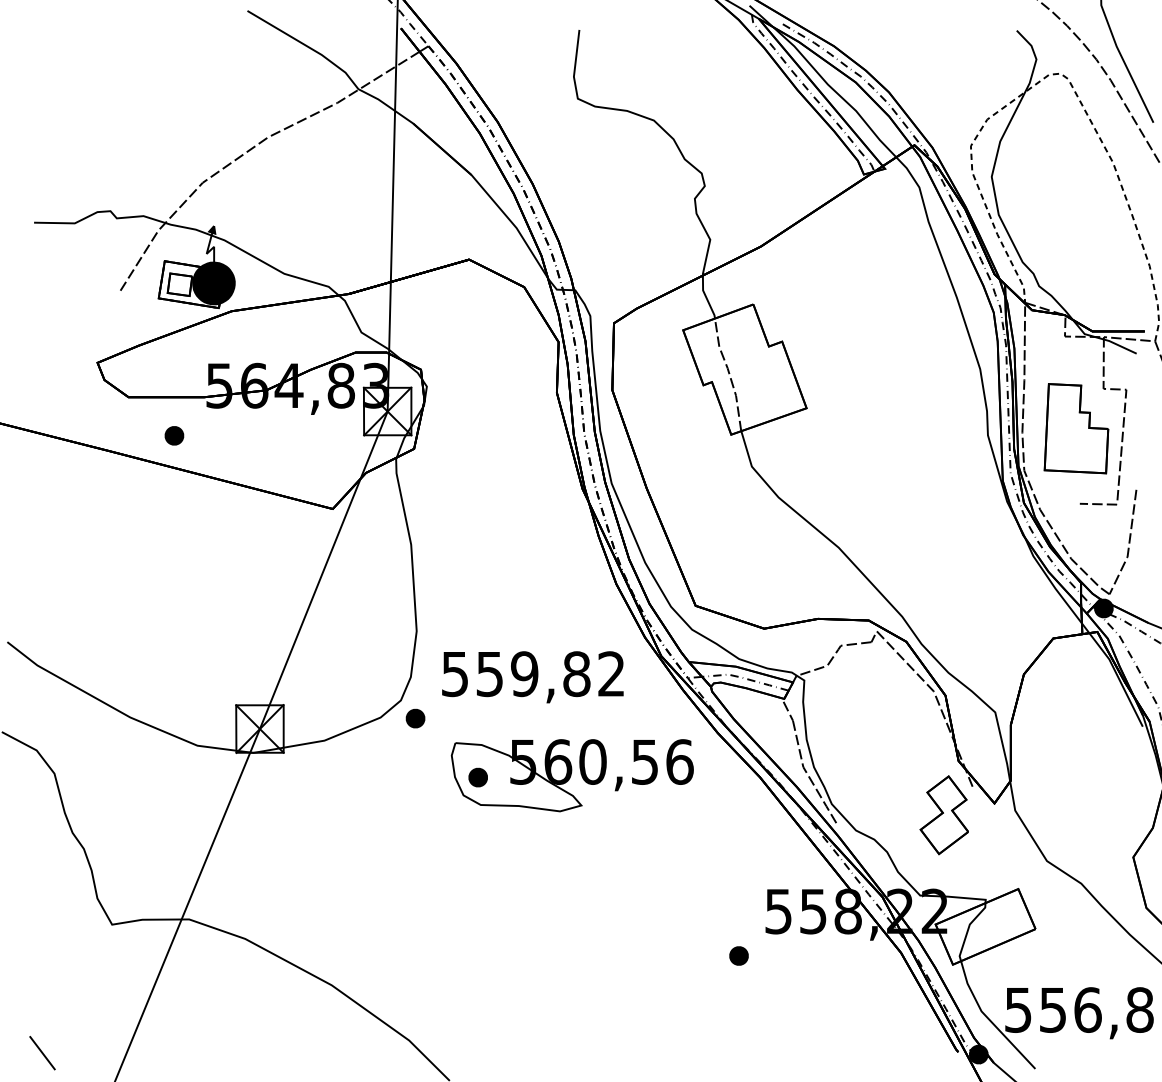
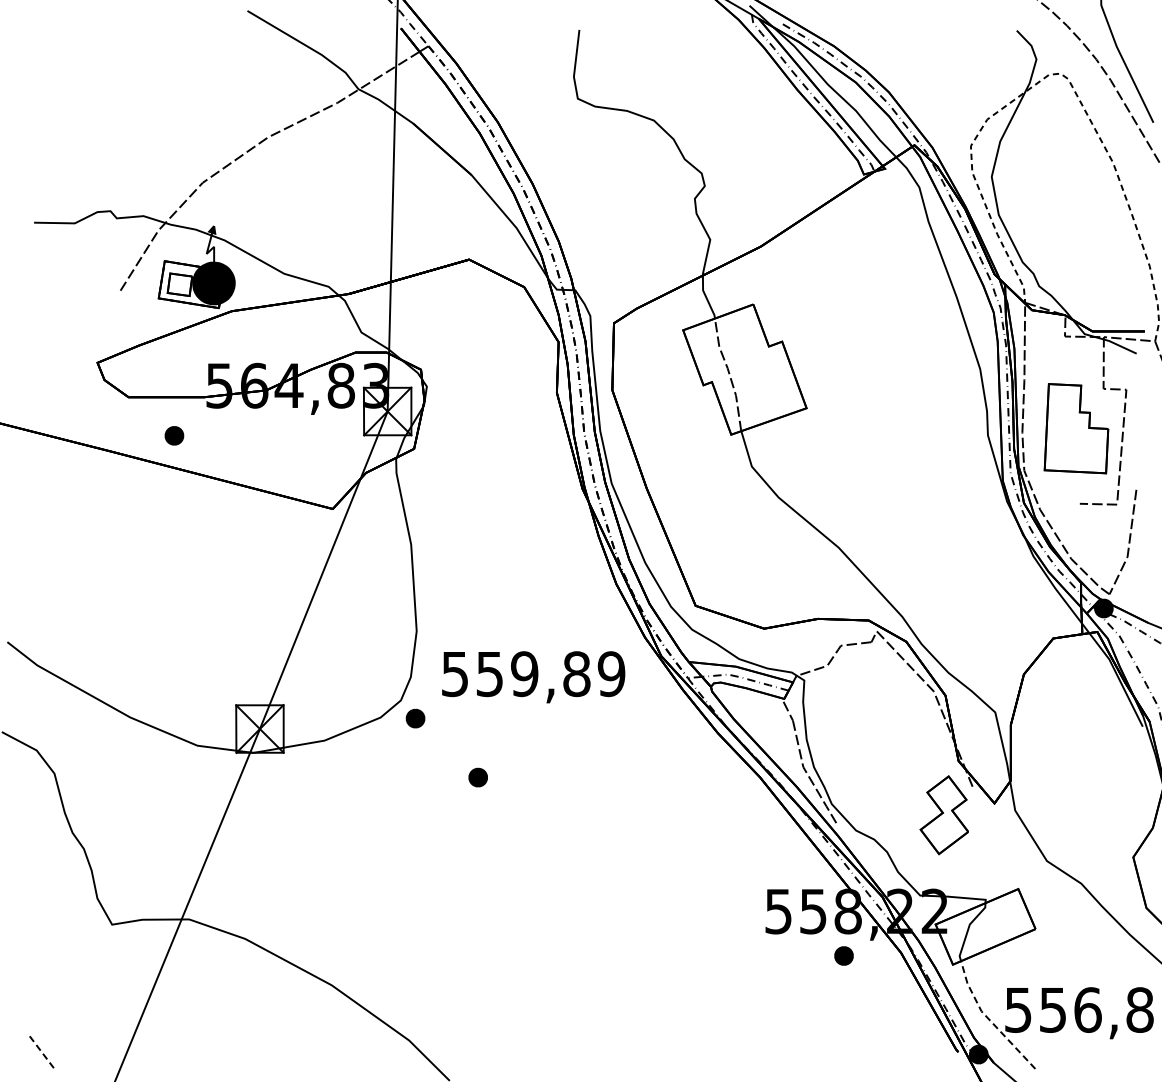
text: 559,82 -> 559,89 (611, 674)
part: present -> none (571, 775)
part position: (738, 955) -> (843, 955) (843, 955)
line: solid -> dashed (988, 1018)
line: solid -> dashed (42, 1053)
